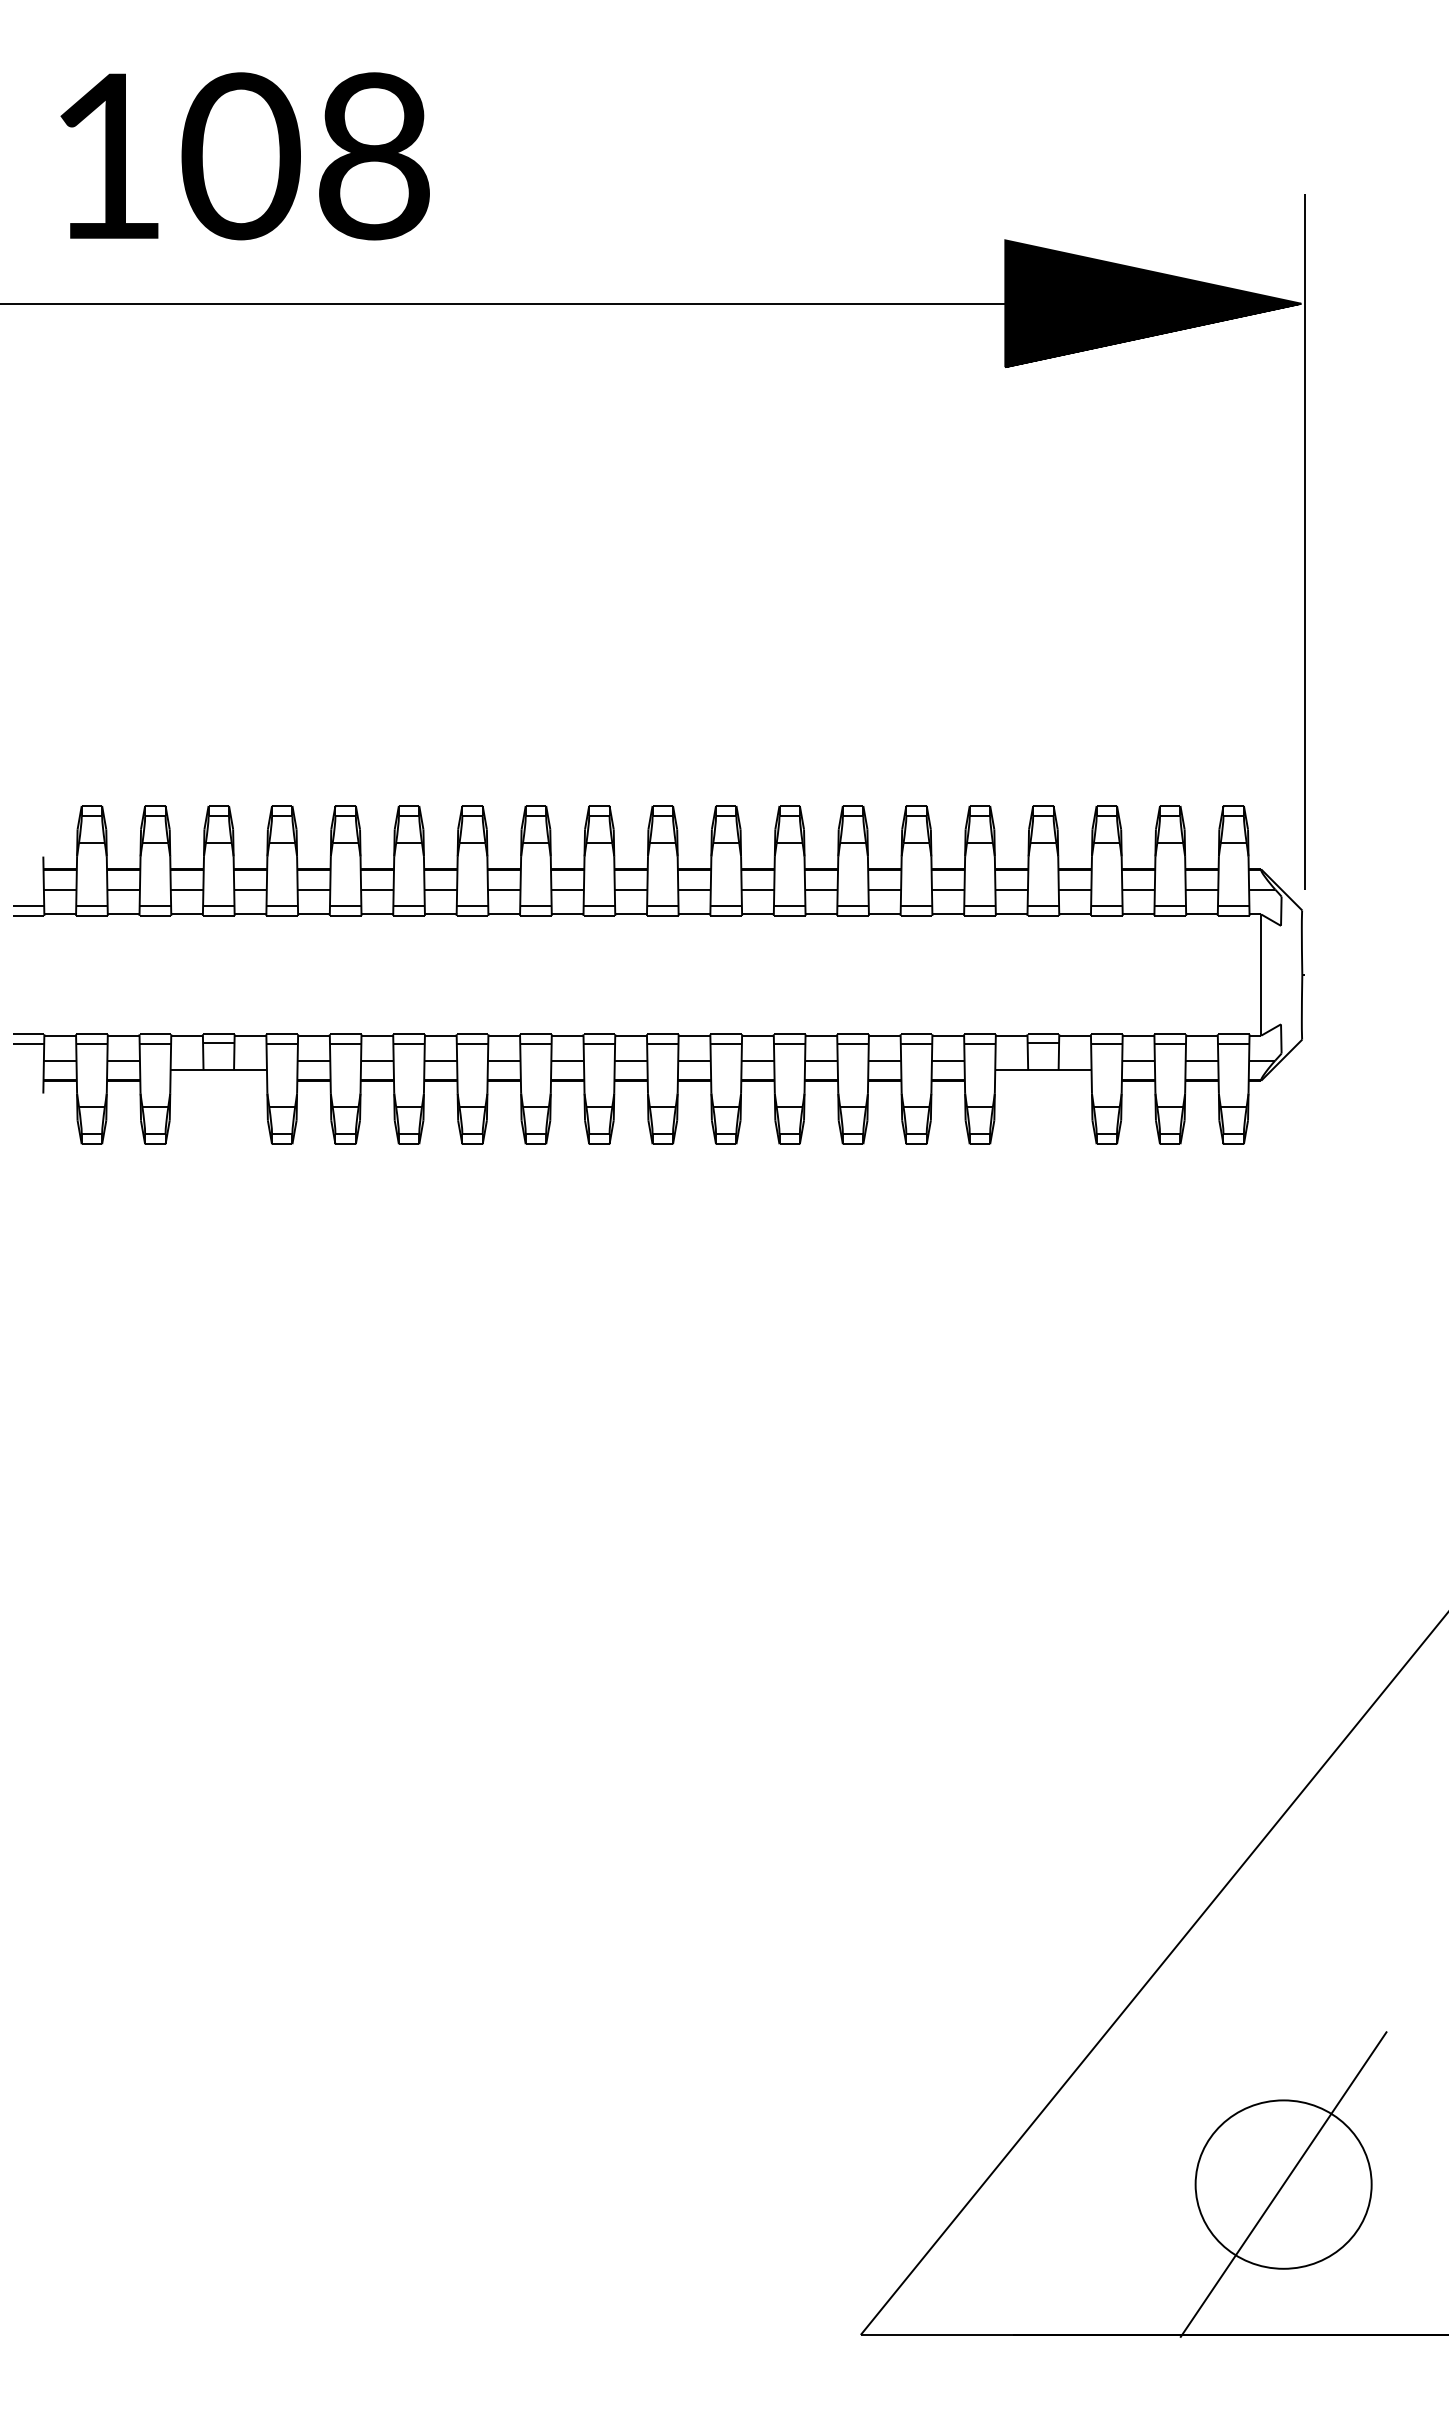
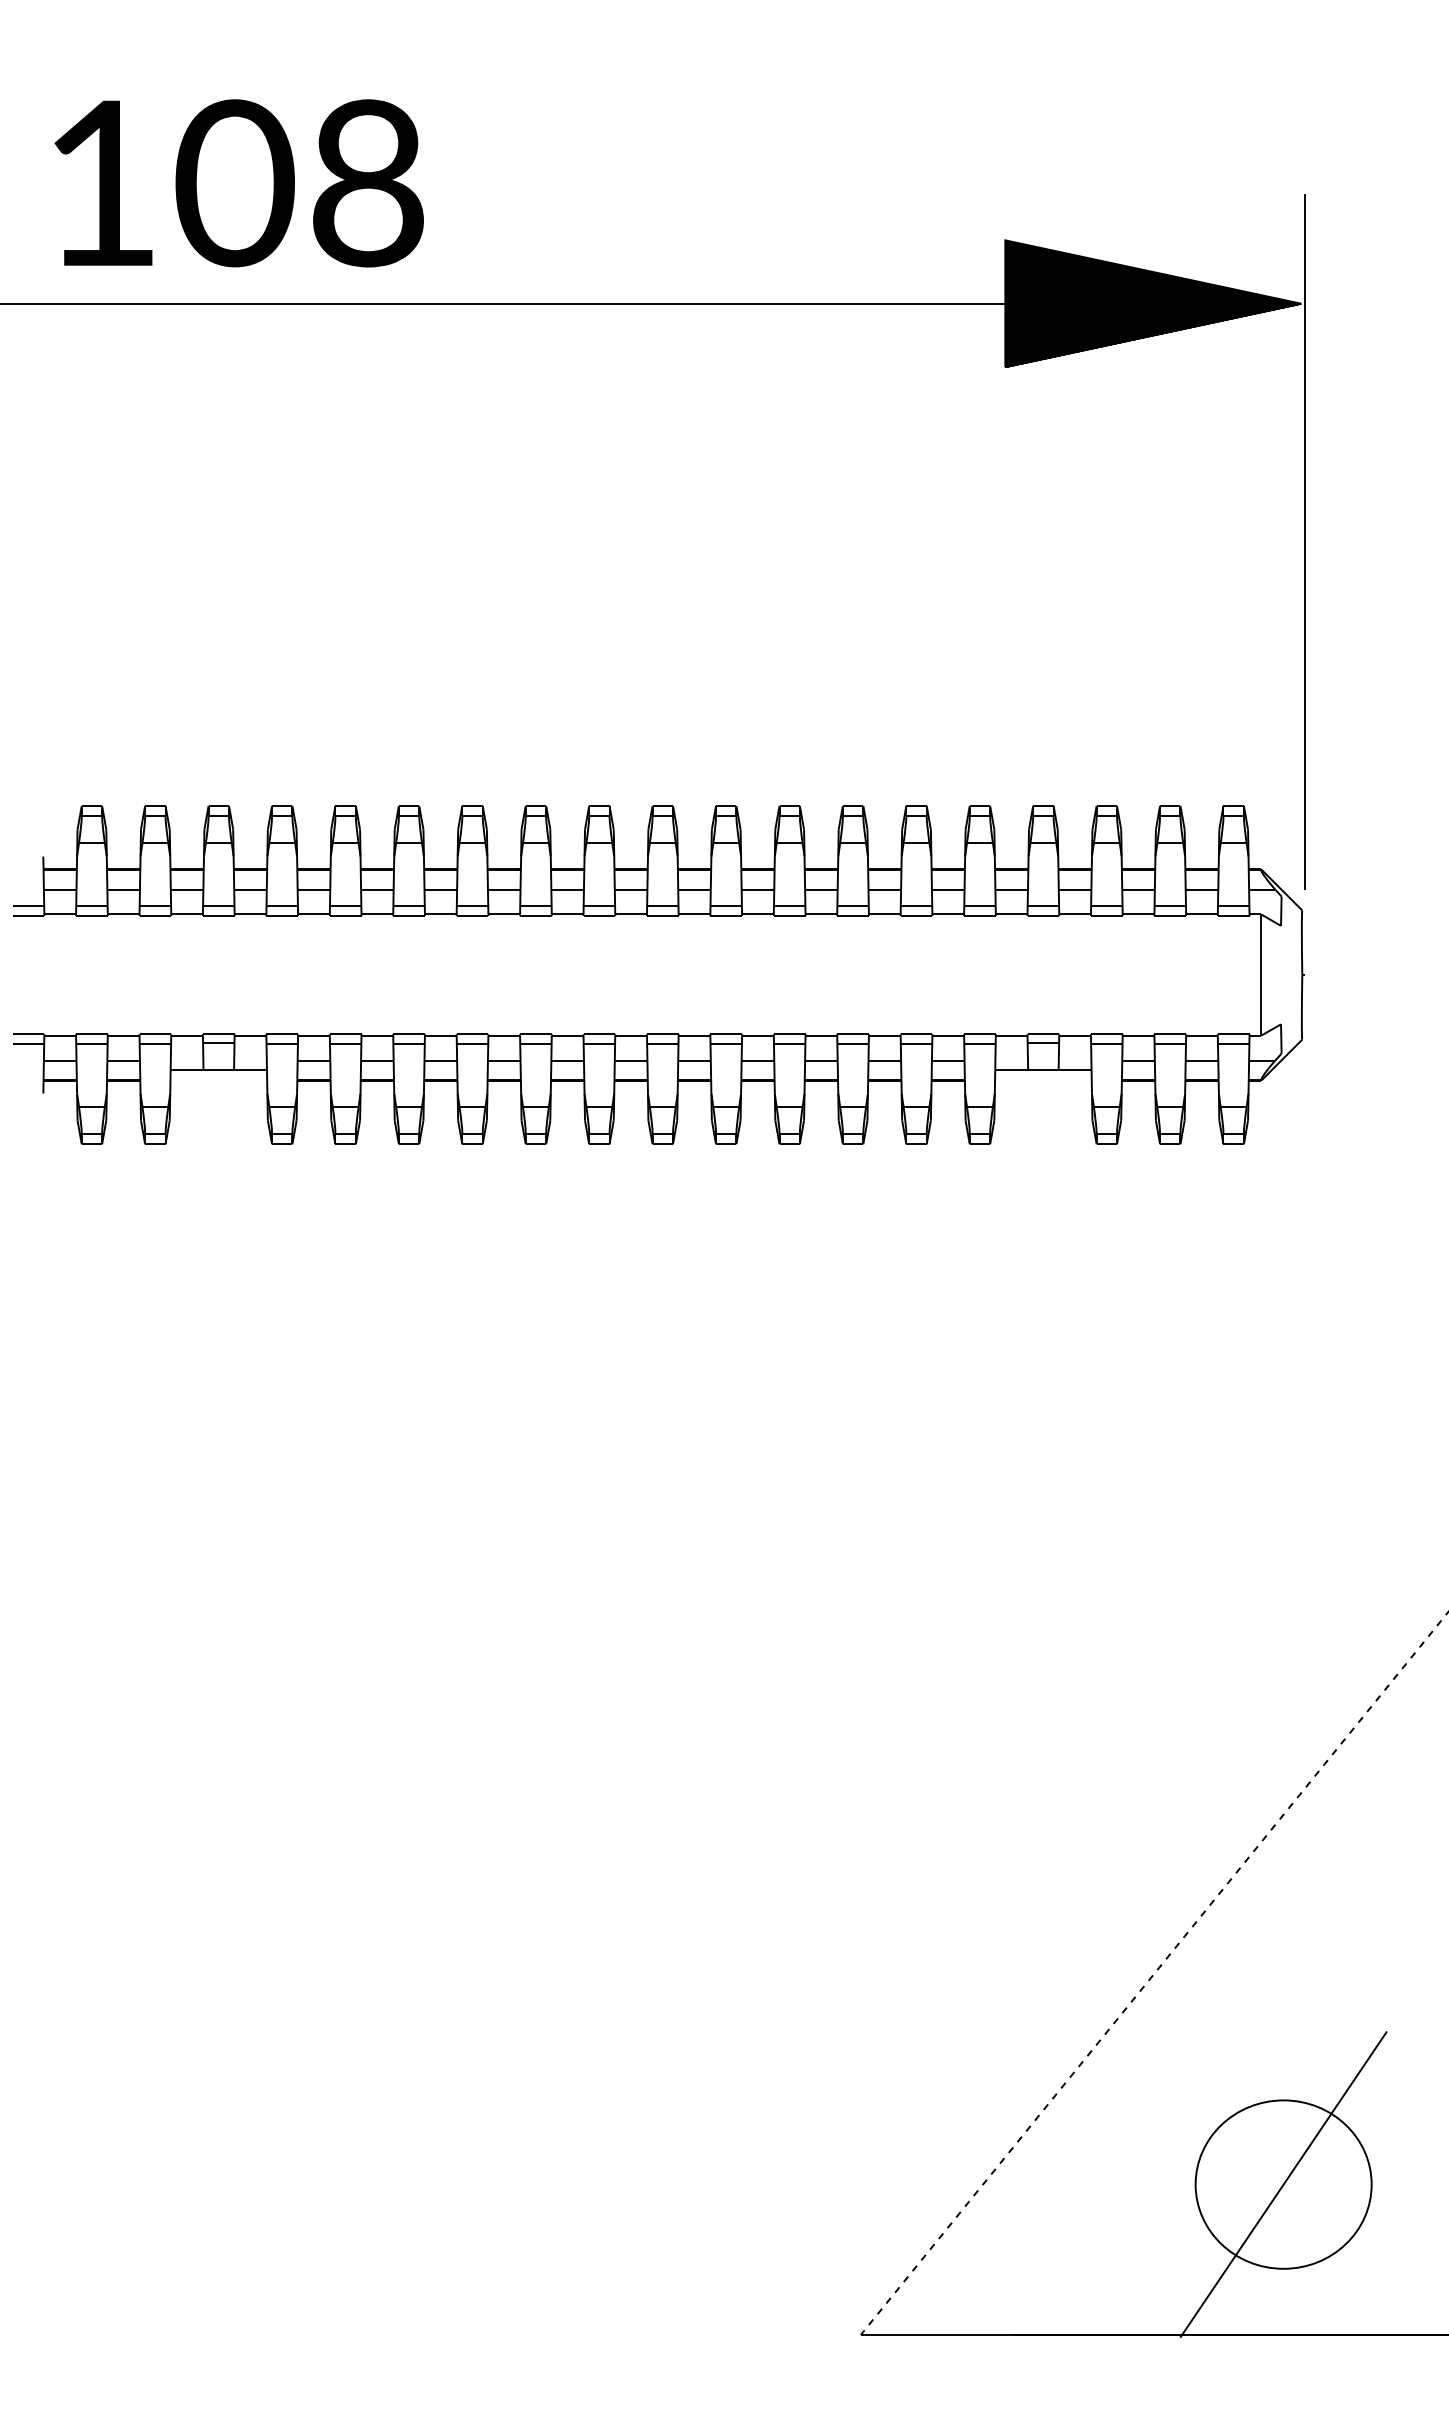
text position: (244, 156) -> (238, 183) (238, 183)
line: solid -> dashed (1154, 1973)
